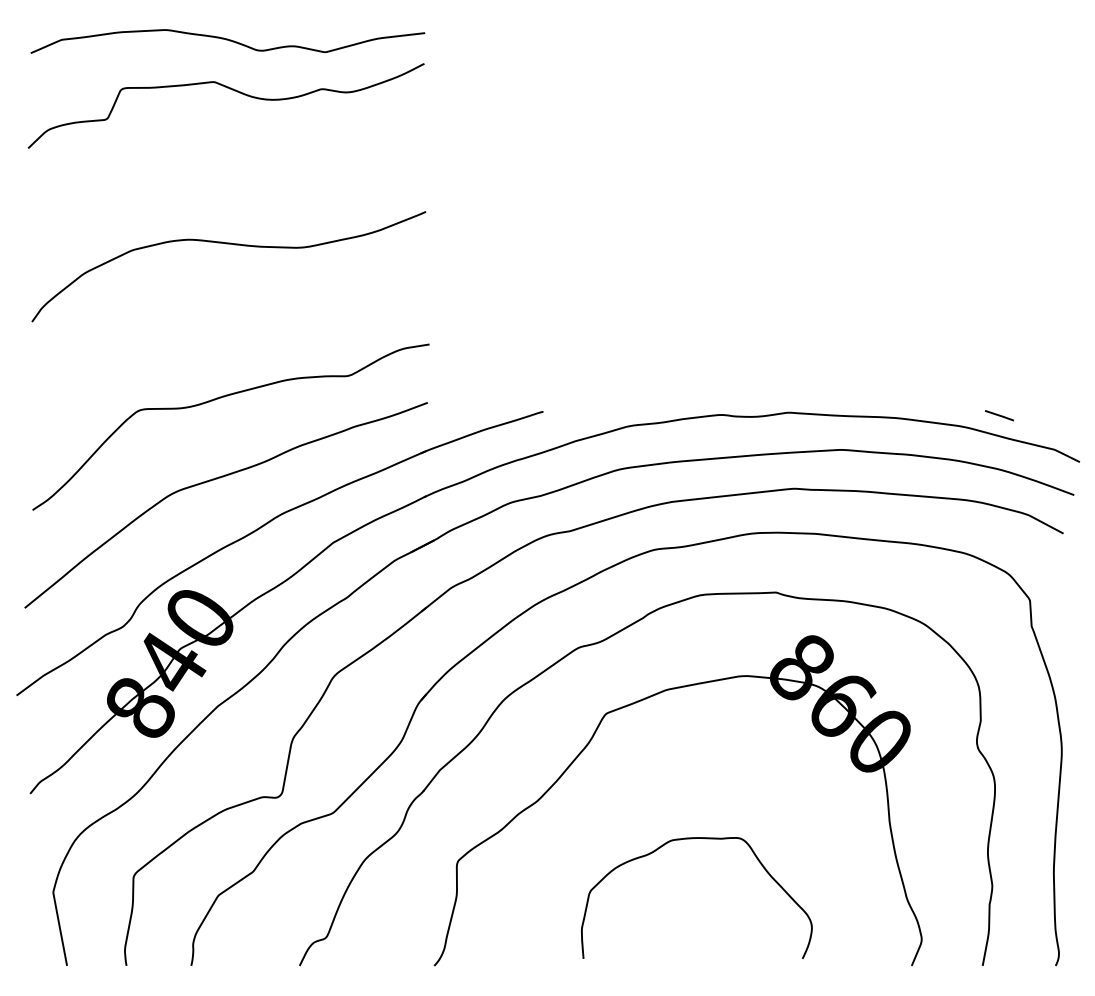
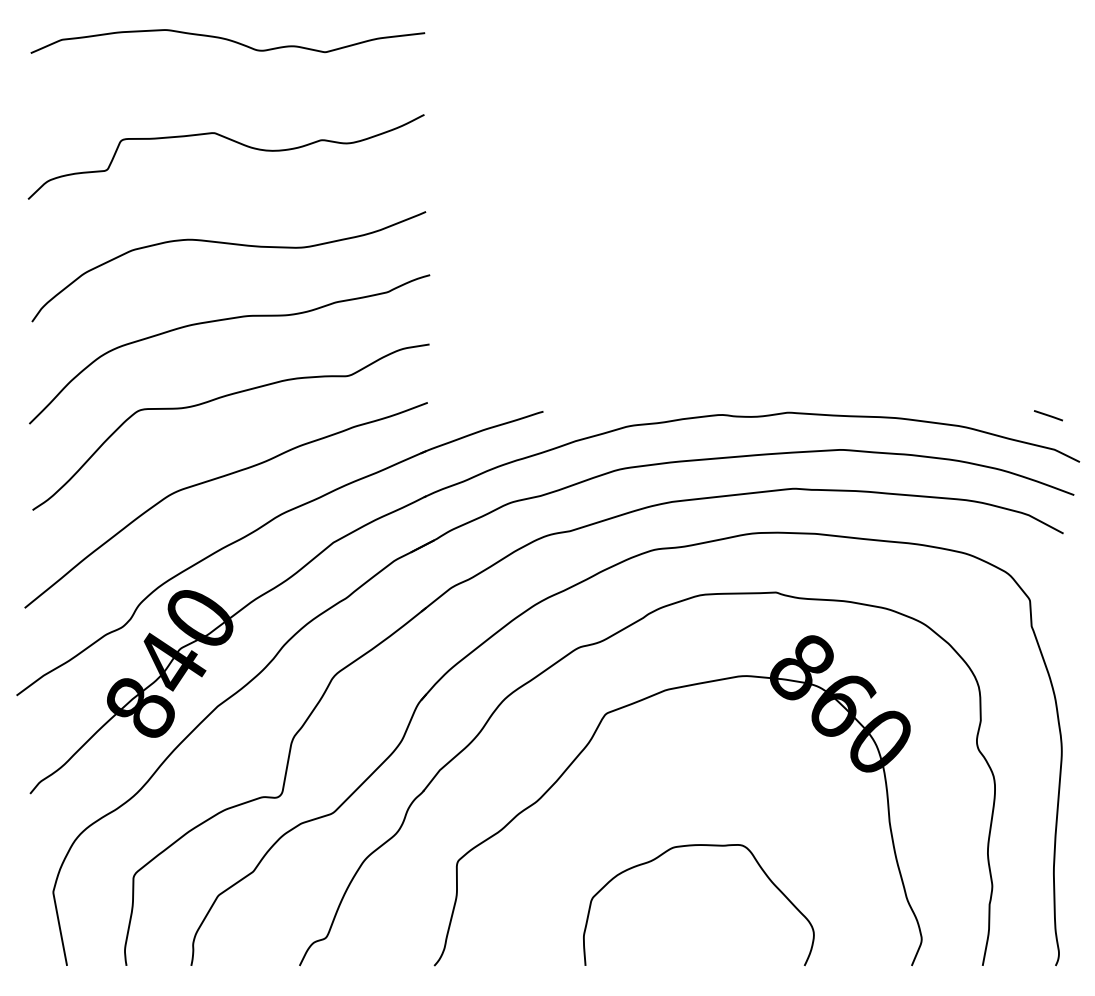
curve position: (229, 89) -> (229, 140) (229, 140)
curve: none -> present (226, 320)
line position: (999, 415) -> (1048, 415) (1048, 415)
curve position: (692, 839) -> (694, 846) (694, 846)
